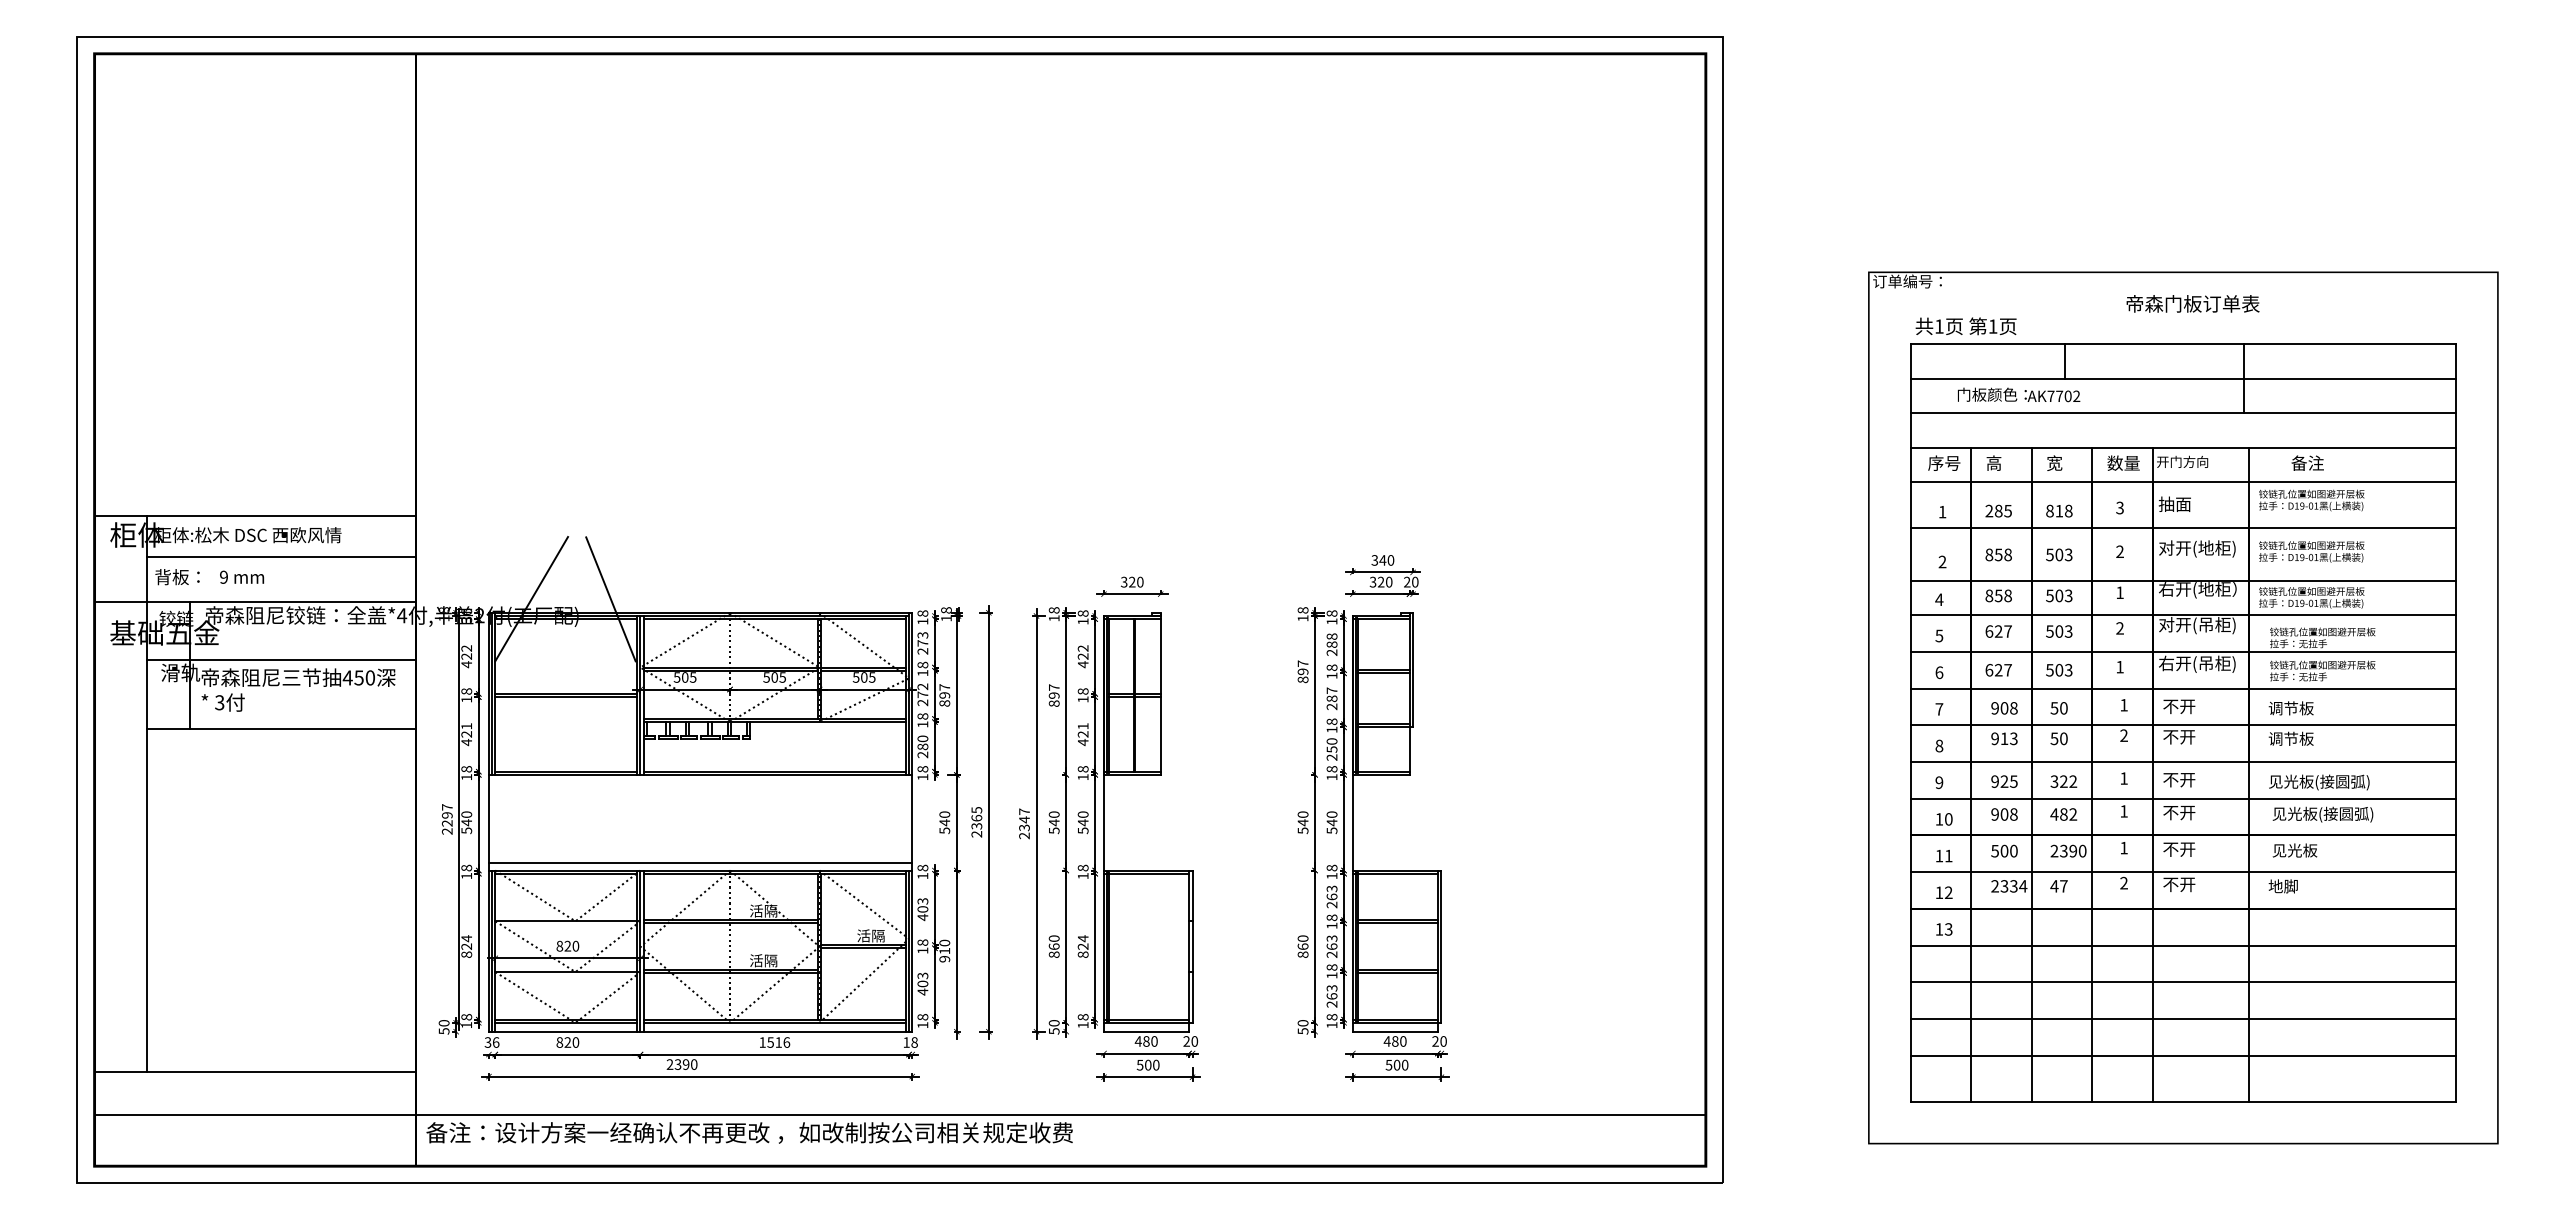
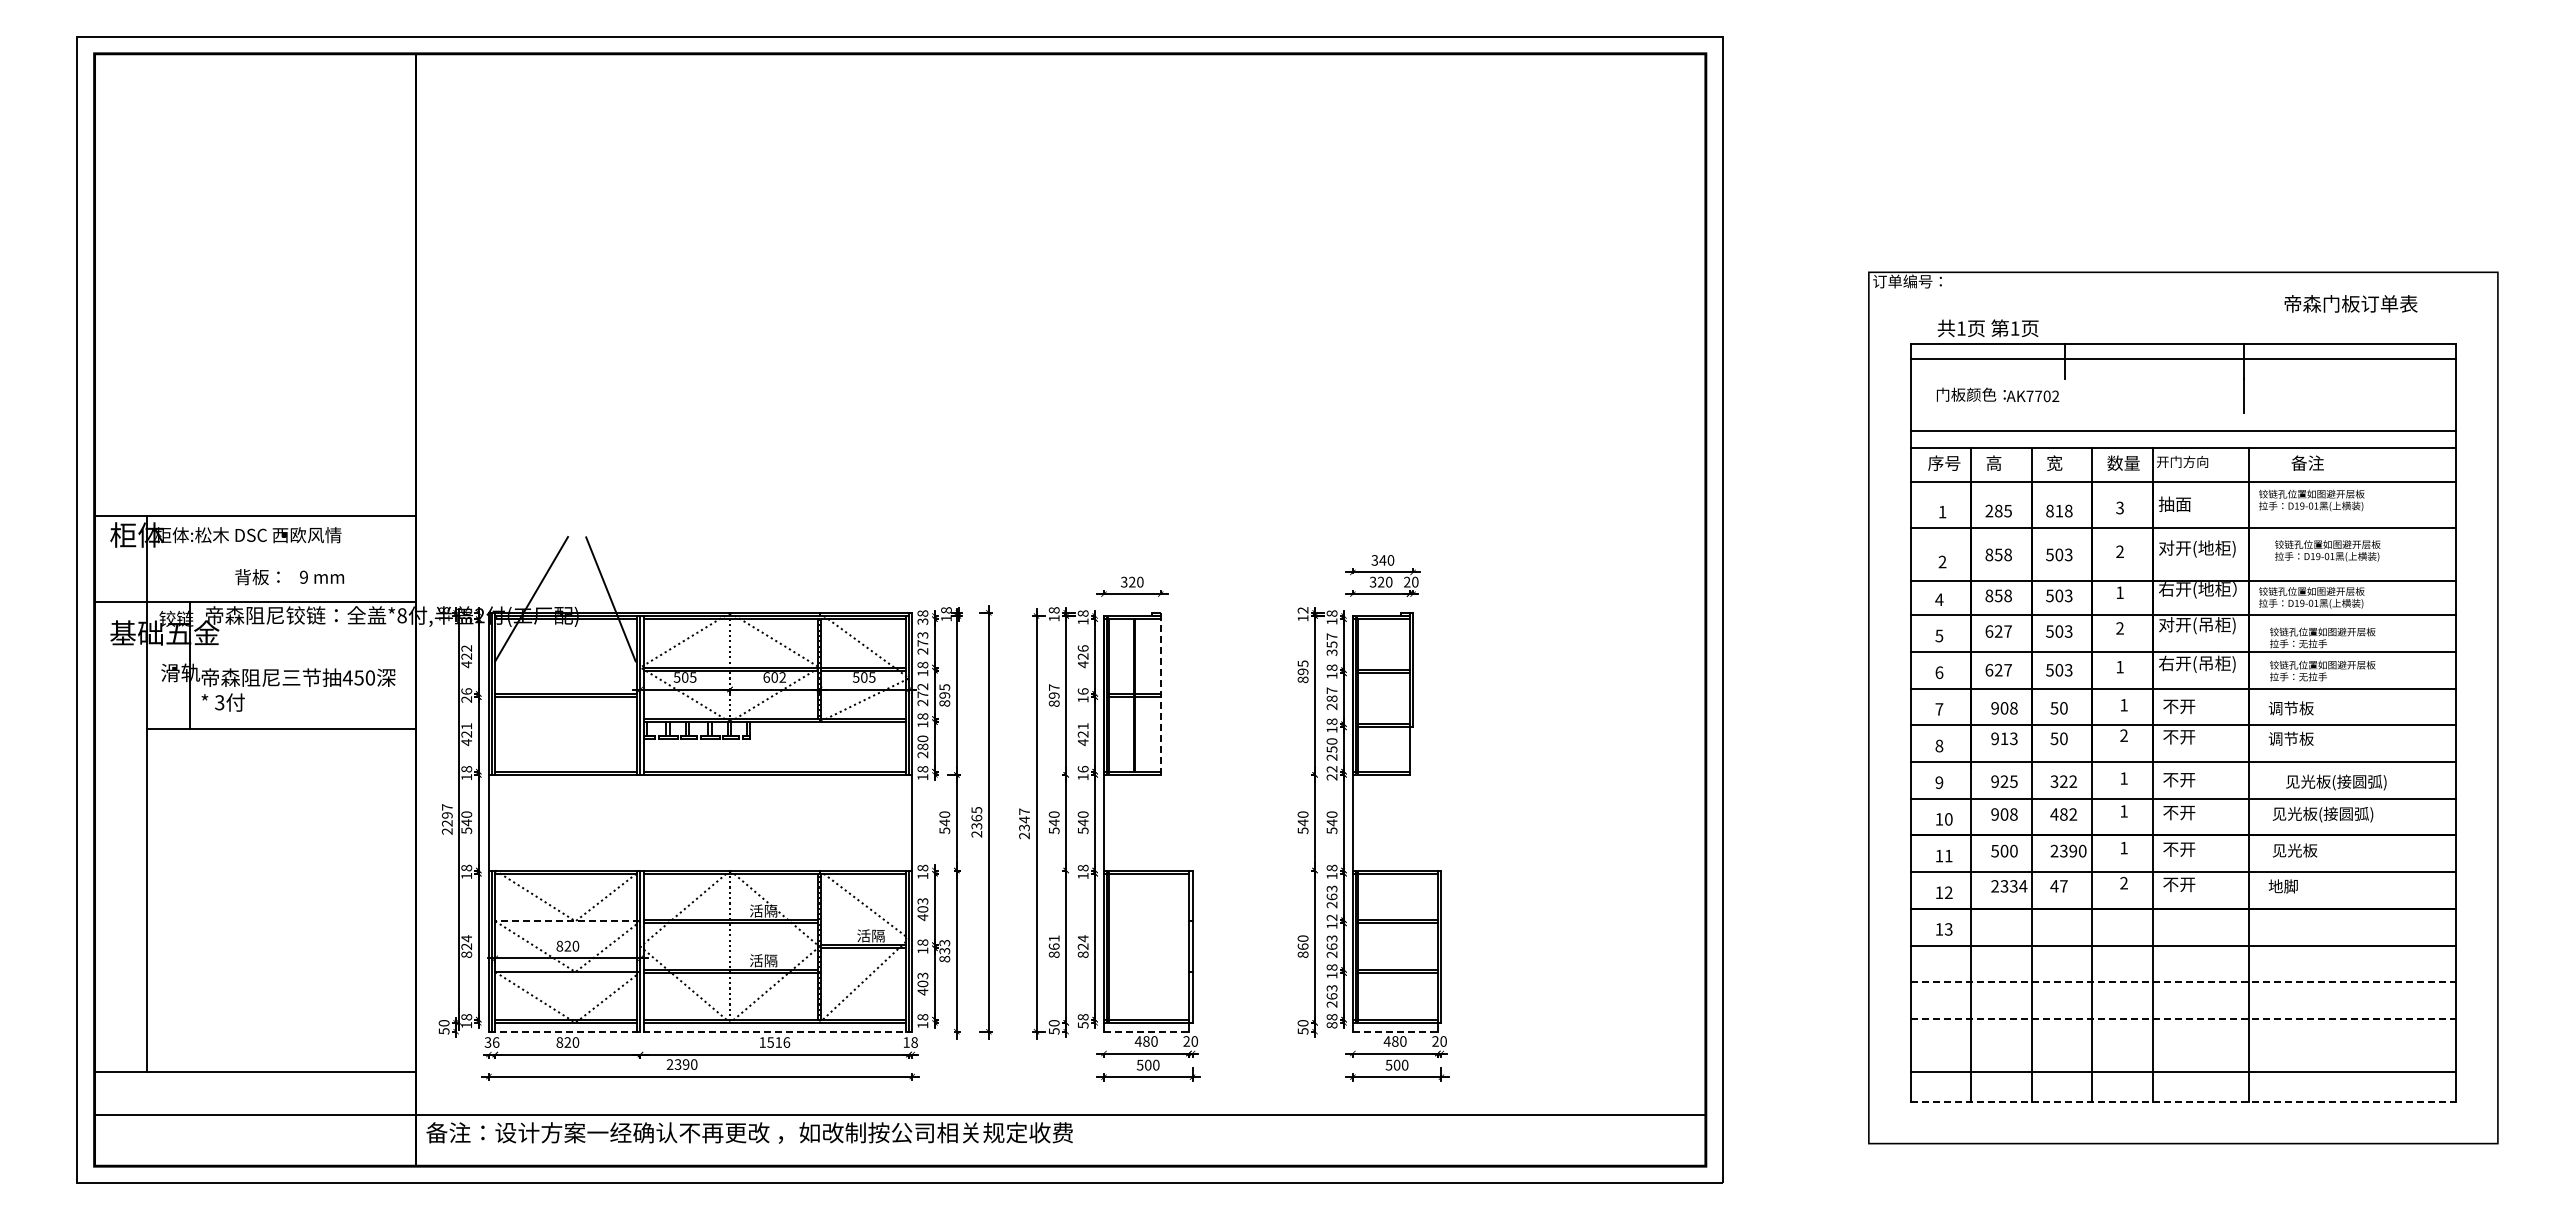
text position: (2192, 303) -> (2350, 303) (2350, 303)
text position: (1965, 326) -> (1987, 328) (1987, 328)
line position: (2183, 378) -> (2183, 358) (2183, 358)
text position: (2019, 394) -> (1998, 394) (1998, 394)
line position: (2183, 413) -> (2183, 431) (2183, 431)
text position: (2311, 551) -> (2327, 550) (2327, 550)
line: present -> none (281, 557)
text position: (209, 577) -> (289, 577) (289, 577)
text: 18 -> 12 (1302, 610)
text: *4 -> *8 (402, 615)
text: 18 -> 38 (922, 621)
text: 288 -> 357 (1331, 644)
text: 422 -> 426 (1082, 648)
line: present -> none (281, 659)
text: 897 -> 895 (1302, 663)
text: 505 -> 602 (774, 677)
text: 897 -> 895 (944, 687)
text: 18 -> 16 (1082, 691)
line: solid -> dashed (1160, 693)
text: 18 -> 26 (466, 695)
text: 18 -> 16 (1082, 769)
text: 18 -> 22 (1331, 773)
text position: (2319, 782) -> (2336, 782) (2336, 782)
line: present -> none (700, 863)
text: 18 -> 12 (1331, 917)
line: solid -> dashed (567, 921)
text: 860 -> 861 (1053, 938)
text: 910 -> 833 (944, 950)
line: solid -> dashed (2183, 982)
line: solid -> dashed (2183, 1018)
text: 18 -> 58 (1083, 1025)
text: 18 -> 88 (1331, 1025)
line: solid -> dashed (700, 1031)
line: solid -> dashed (1146, 1031)
line: solid -> dashed (1395, 1031)
line position: (2183, 1055) -> (2183, 1071) (2183, 1071)
line: solid -> dashed (2183, 1101)
